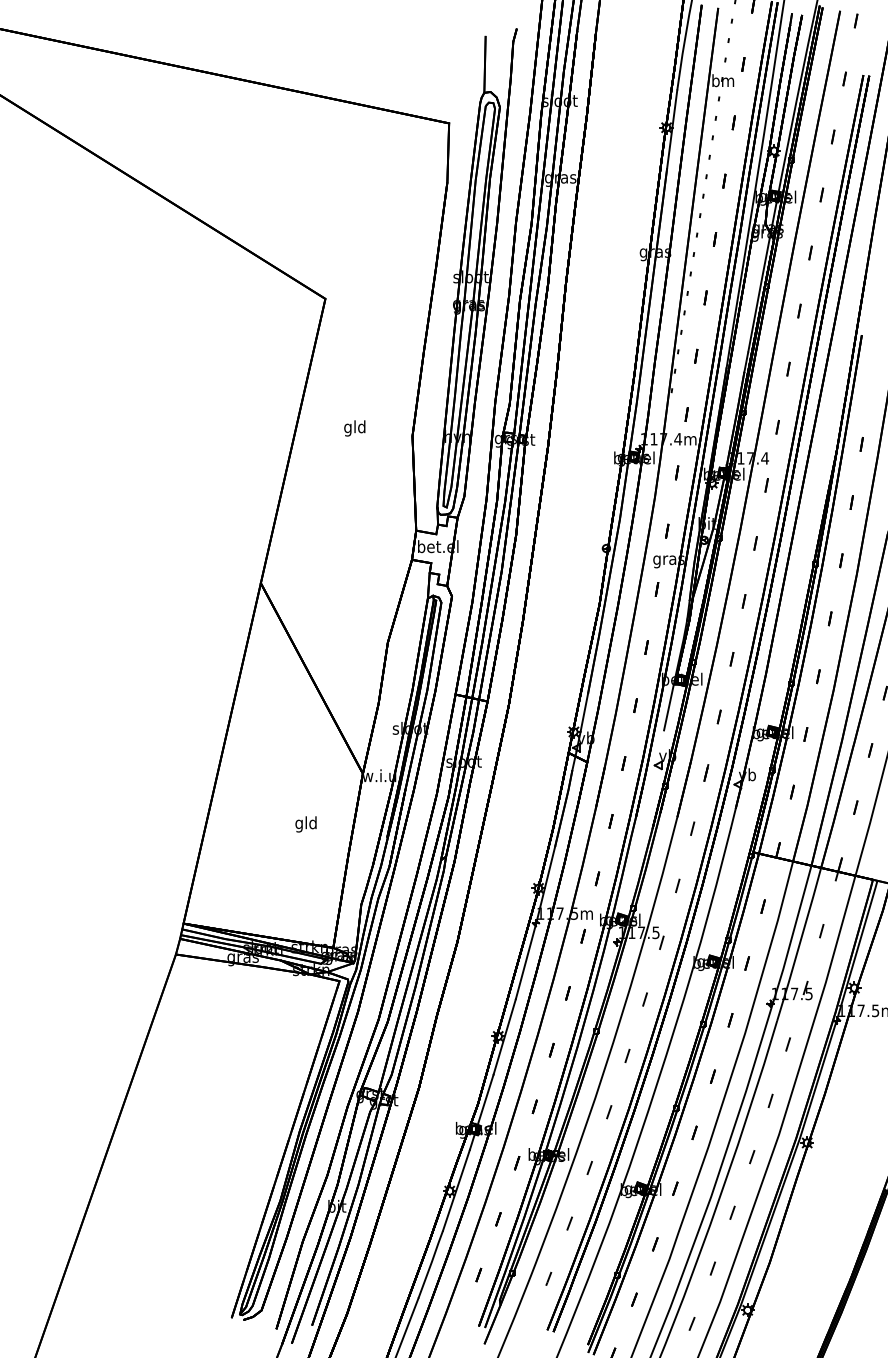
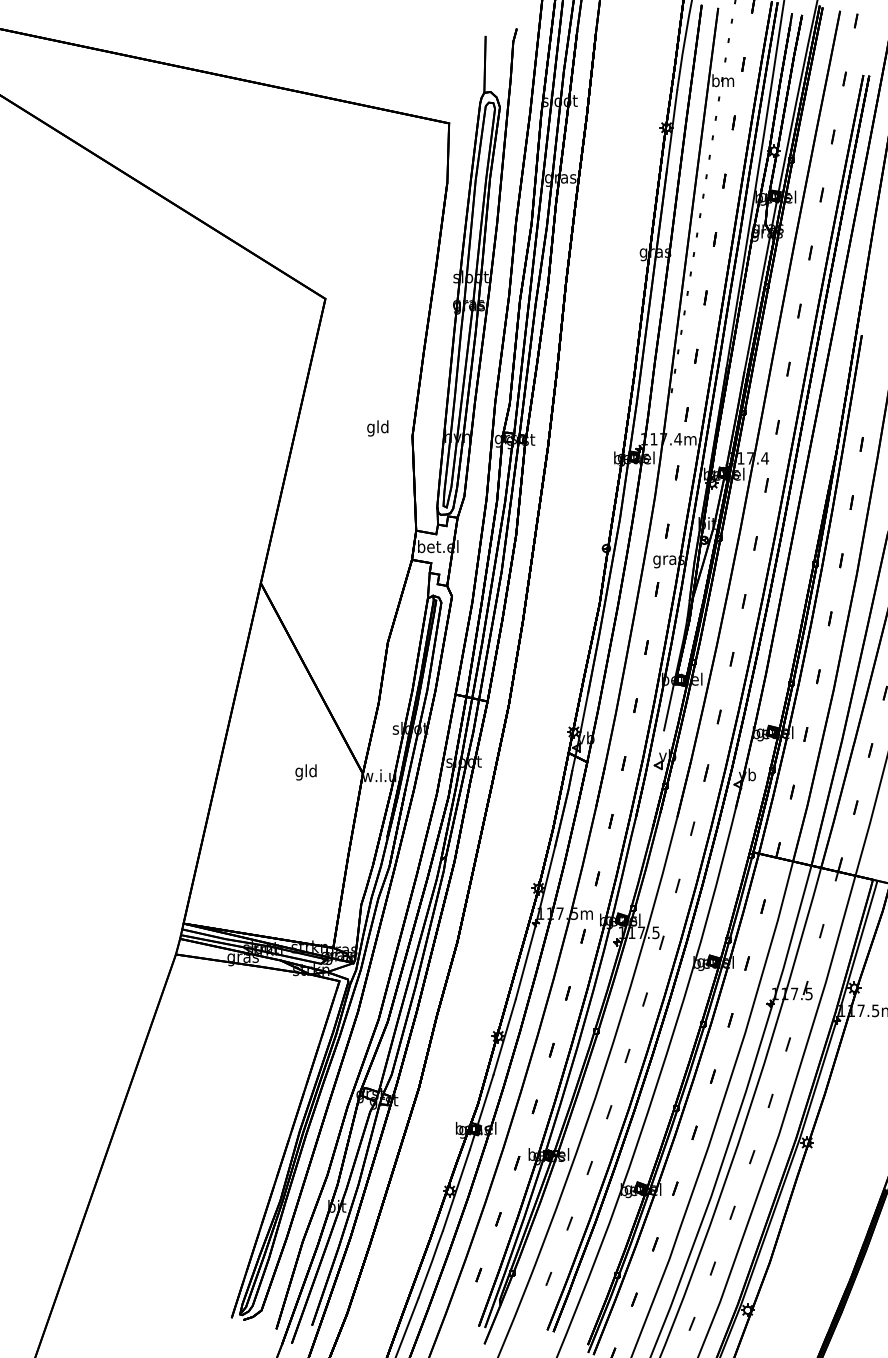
text position: (354, 428) -> (377, 428) (377, 428)
text position: (305, 824) -> (305, 772) (305, 772)
